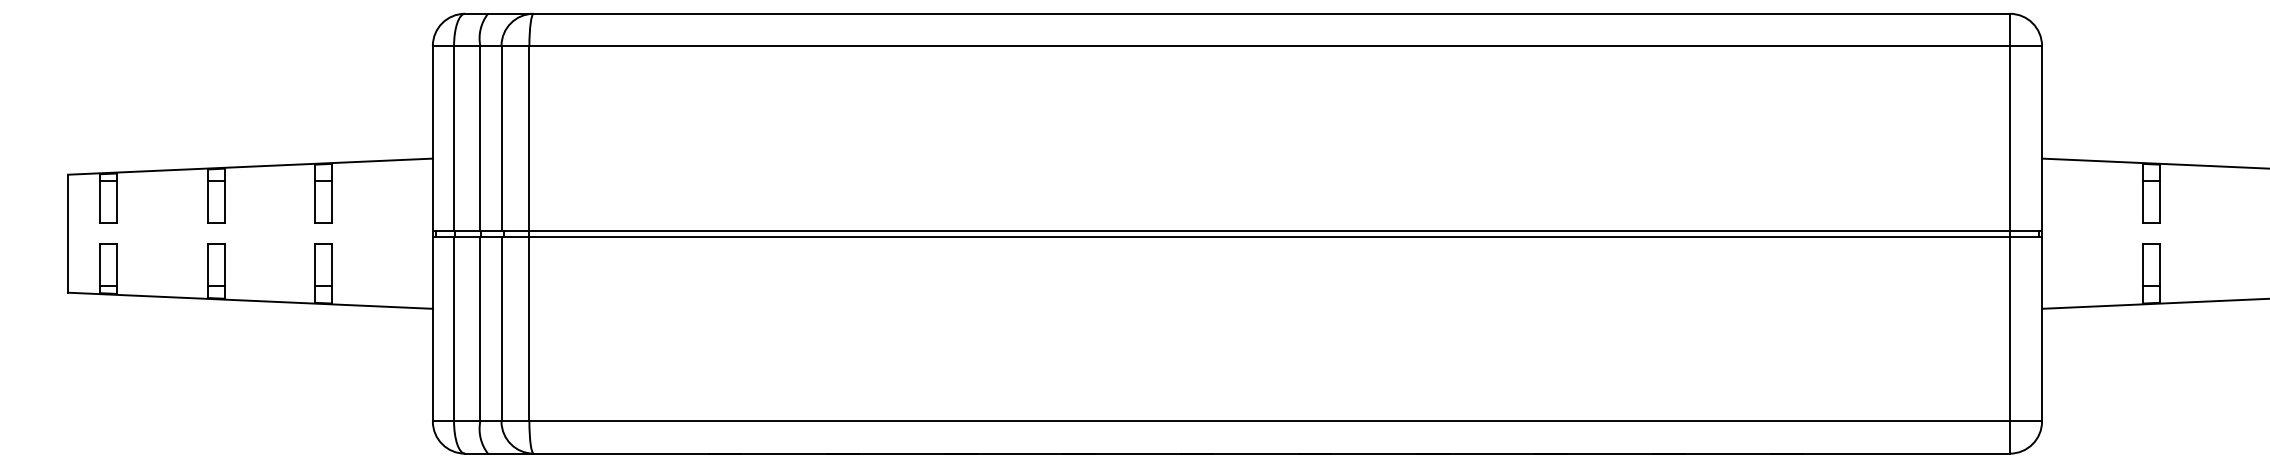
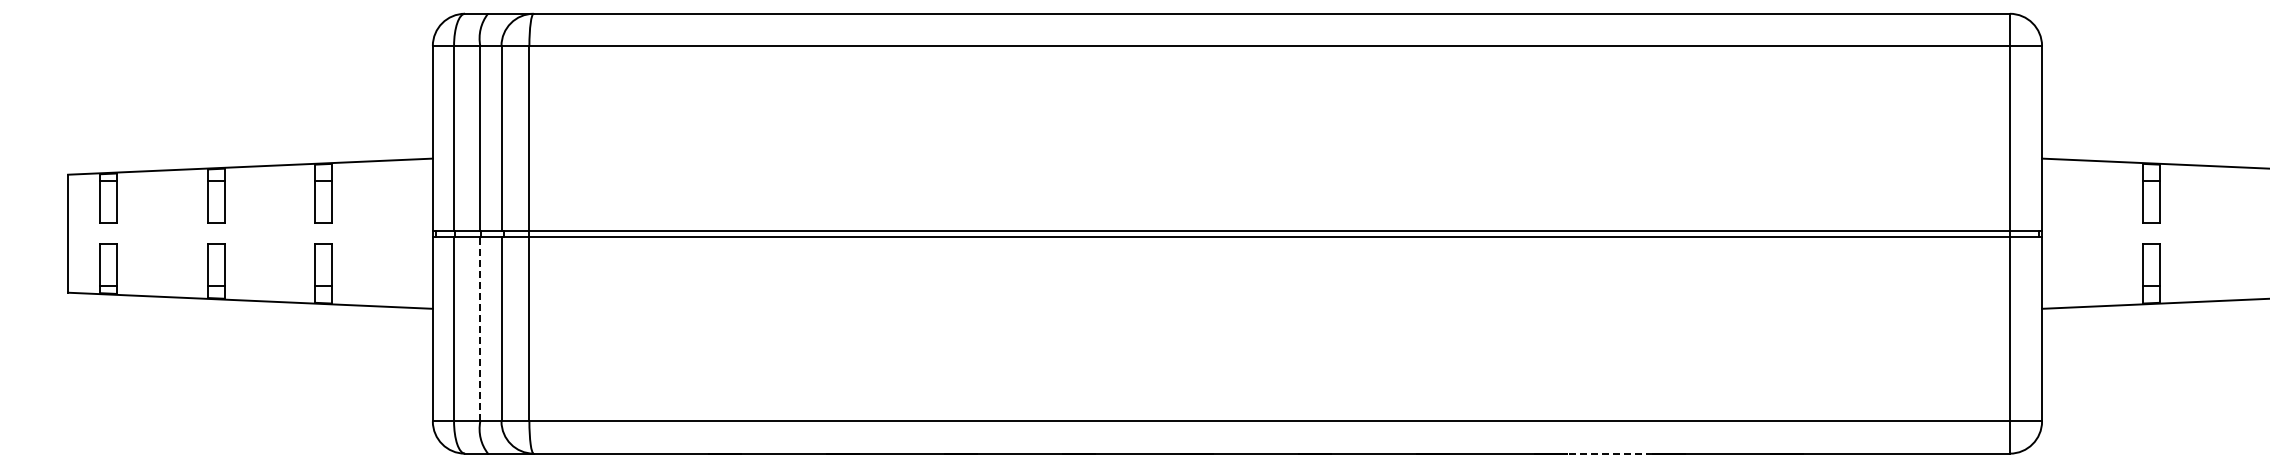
line: solid -> dashed (480, 328)
line: solid -> dashed (1609, 453)
